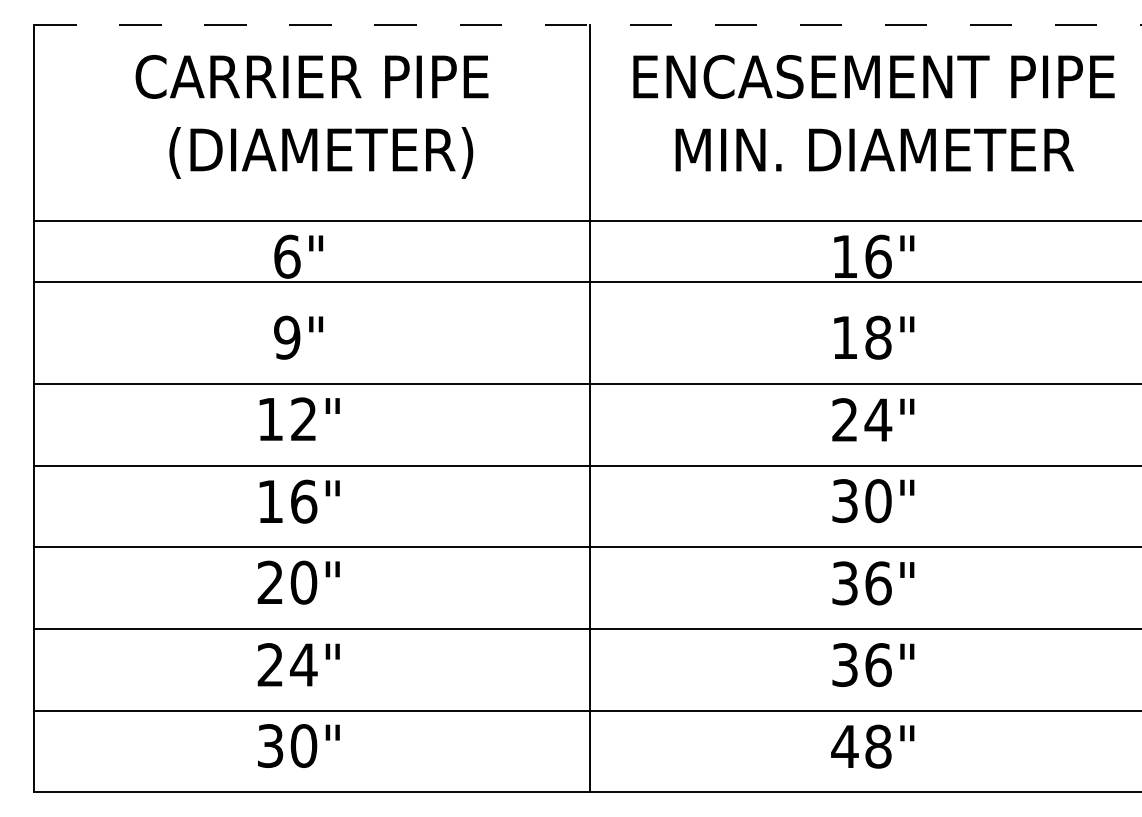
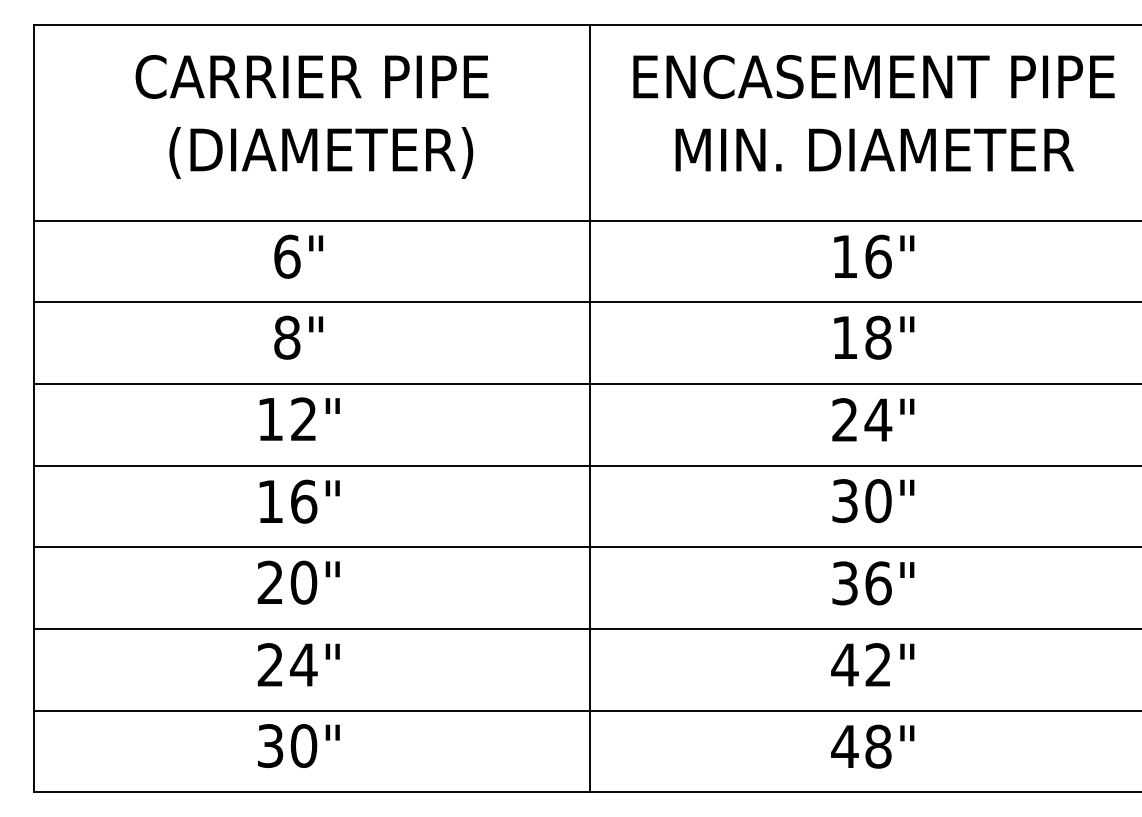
line: dashed -> solid (588, 24)
line position: (586, 282) -> (586, 302) (586, 302)
text: 9" -> 8" (287, 337)
text: 36" -> 42" (861, 665)
